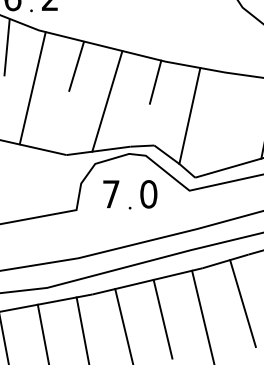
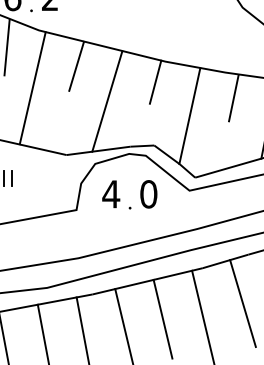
line: none -> present (233, 98)
part: none -> present (7, 178)
text: 7 -> 4 (111, 194)
